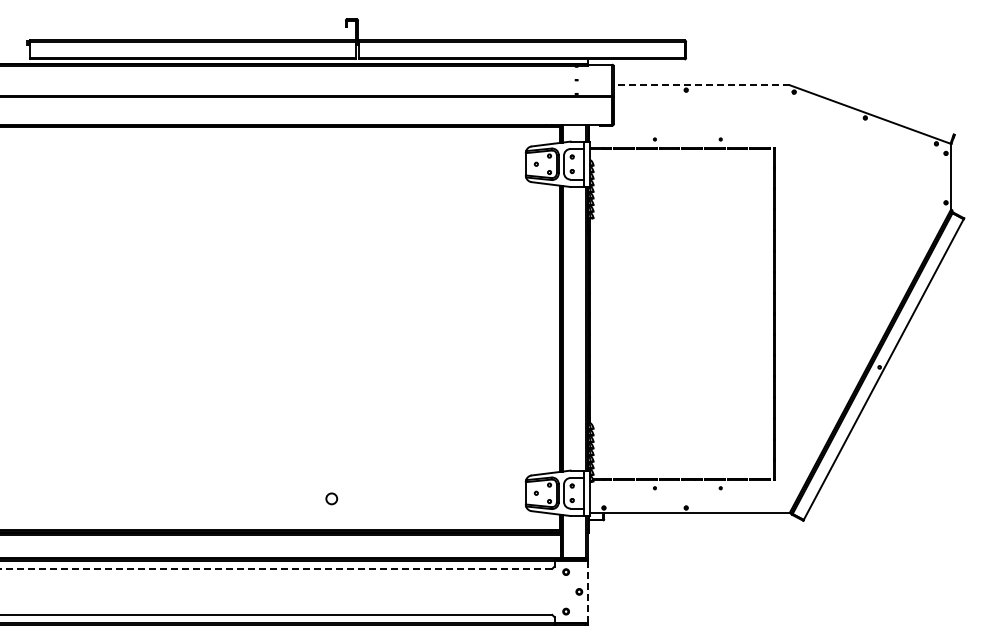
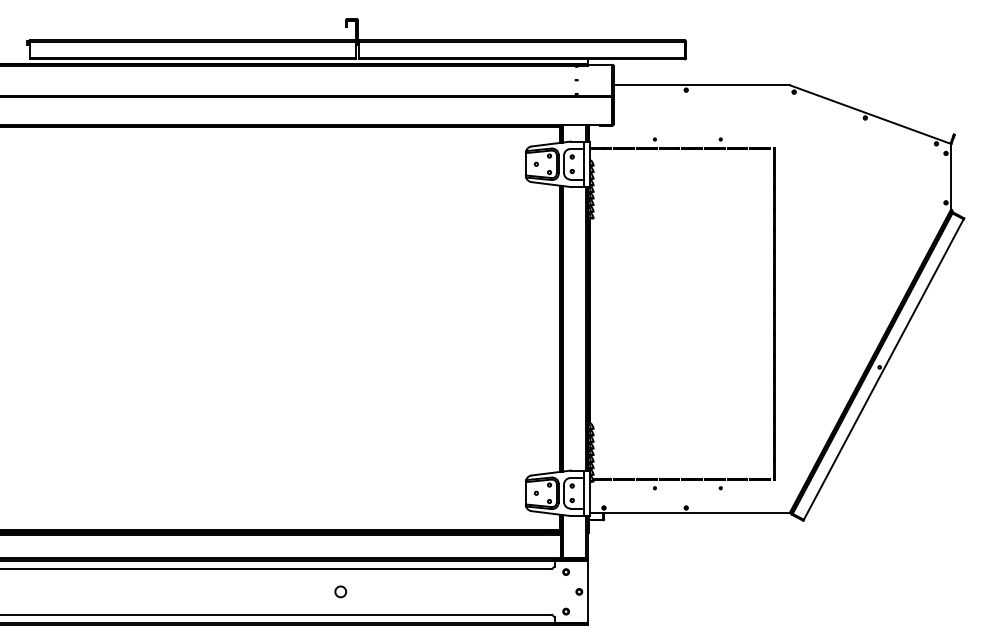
line: dashed -> solid (701, 85)
circle position: (331, 498) -> (340, 591) (340, 591)
line: dashed -> solid (276, 568)
line: dashed -> solid (587, 591)
